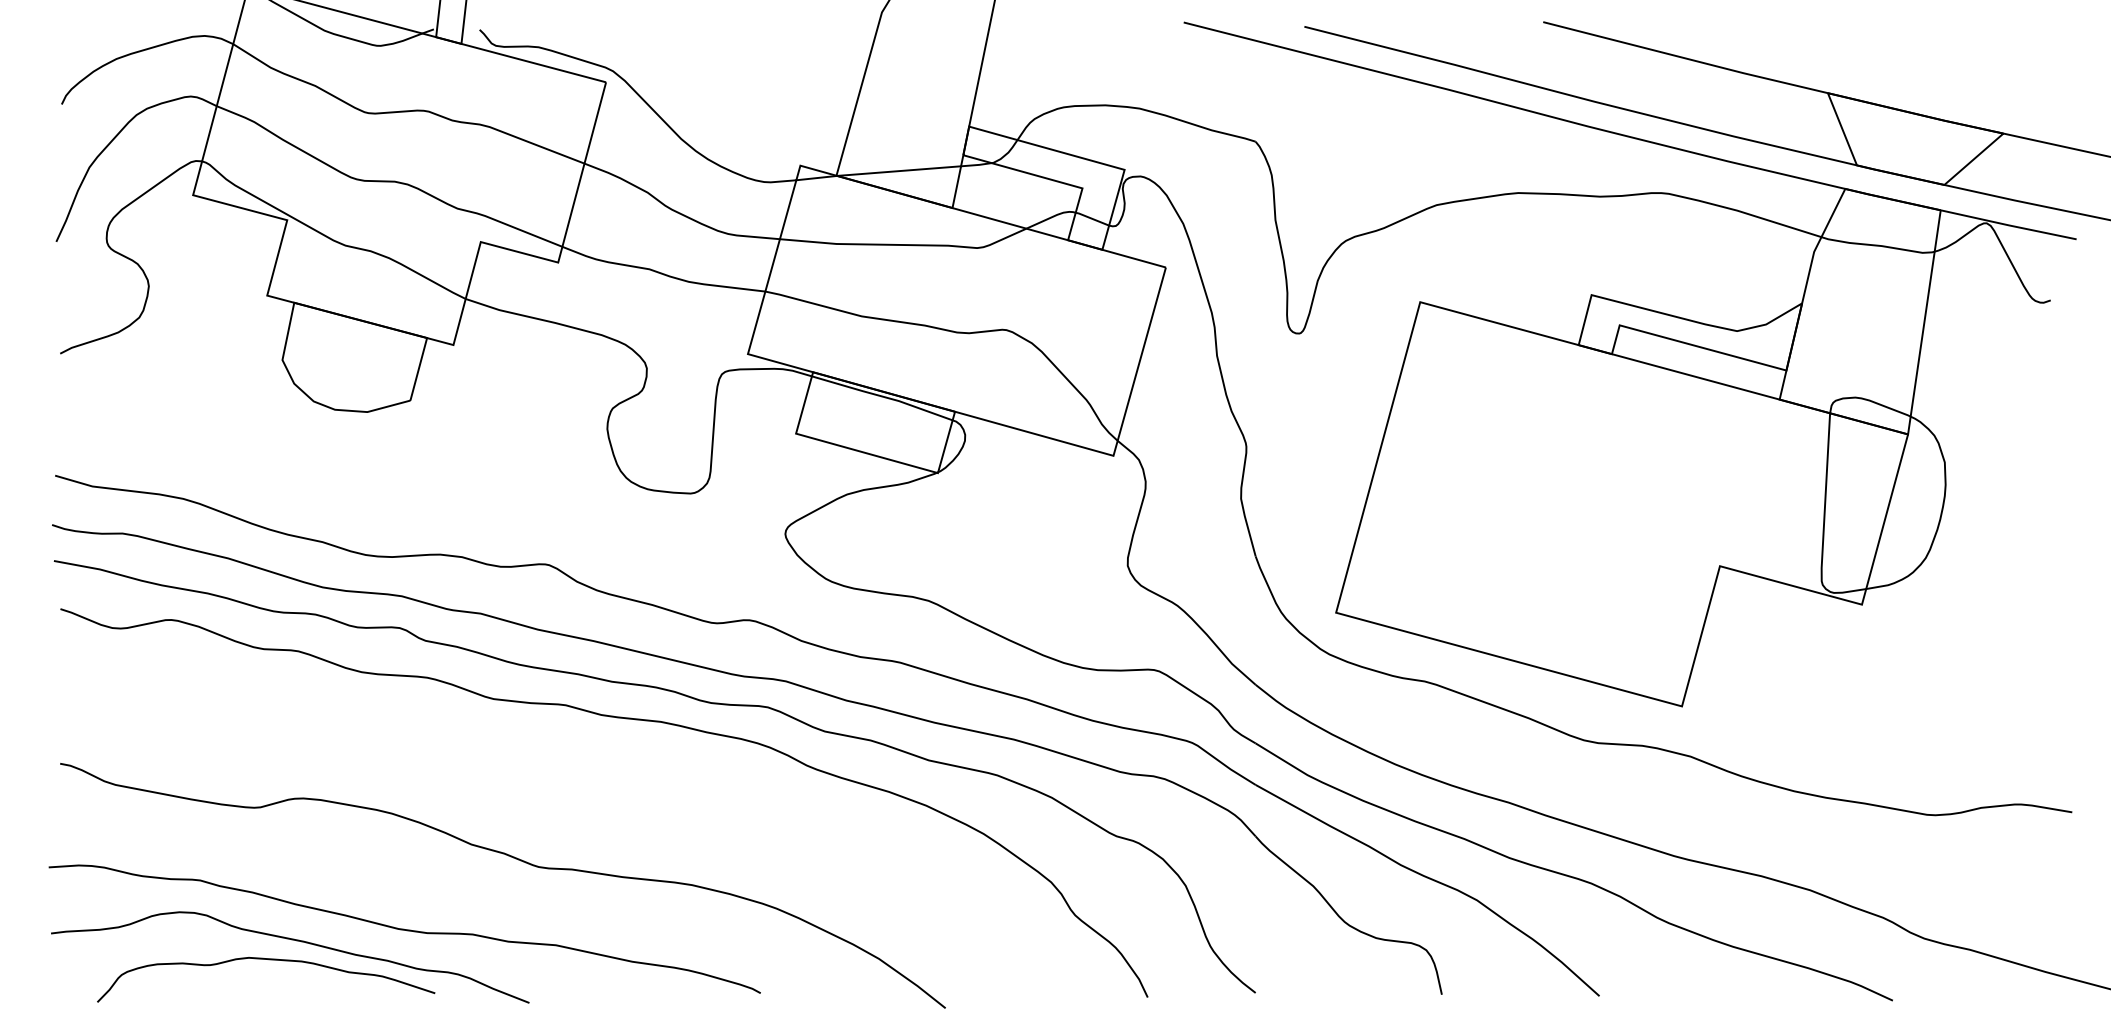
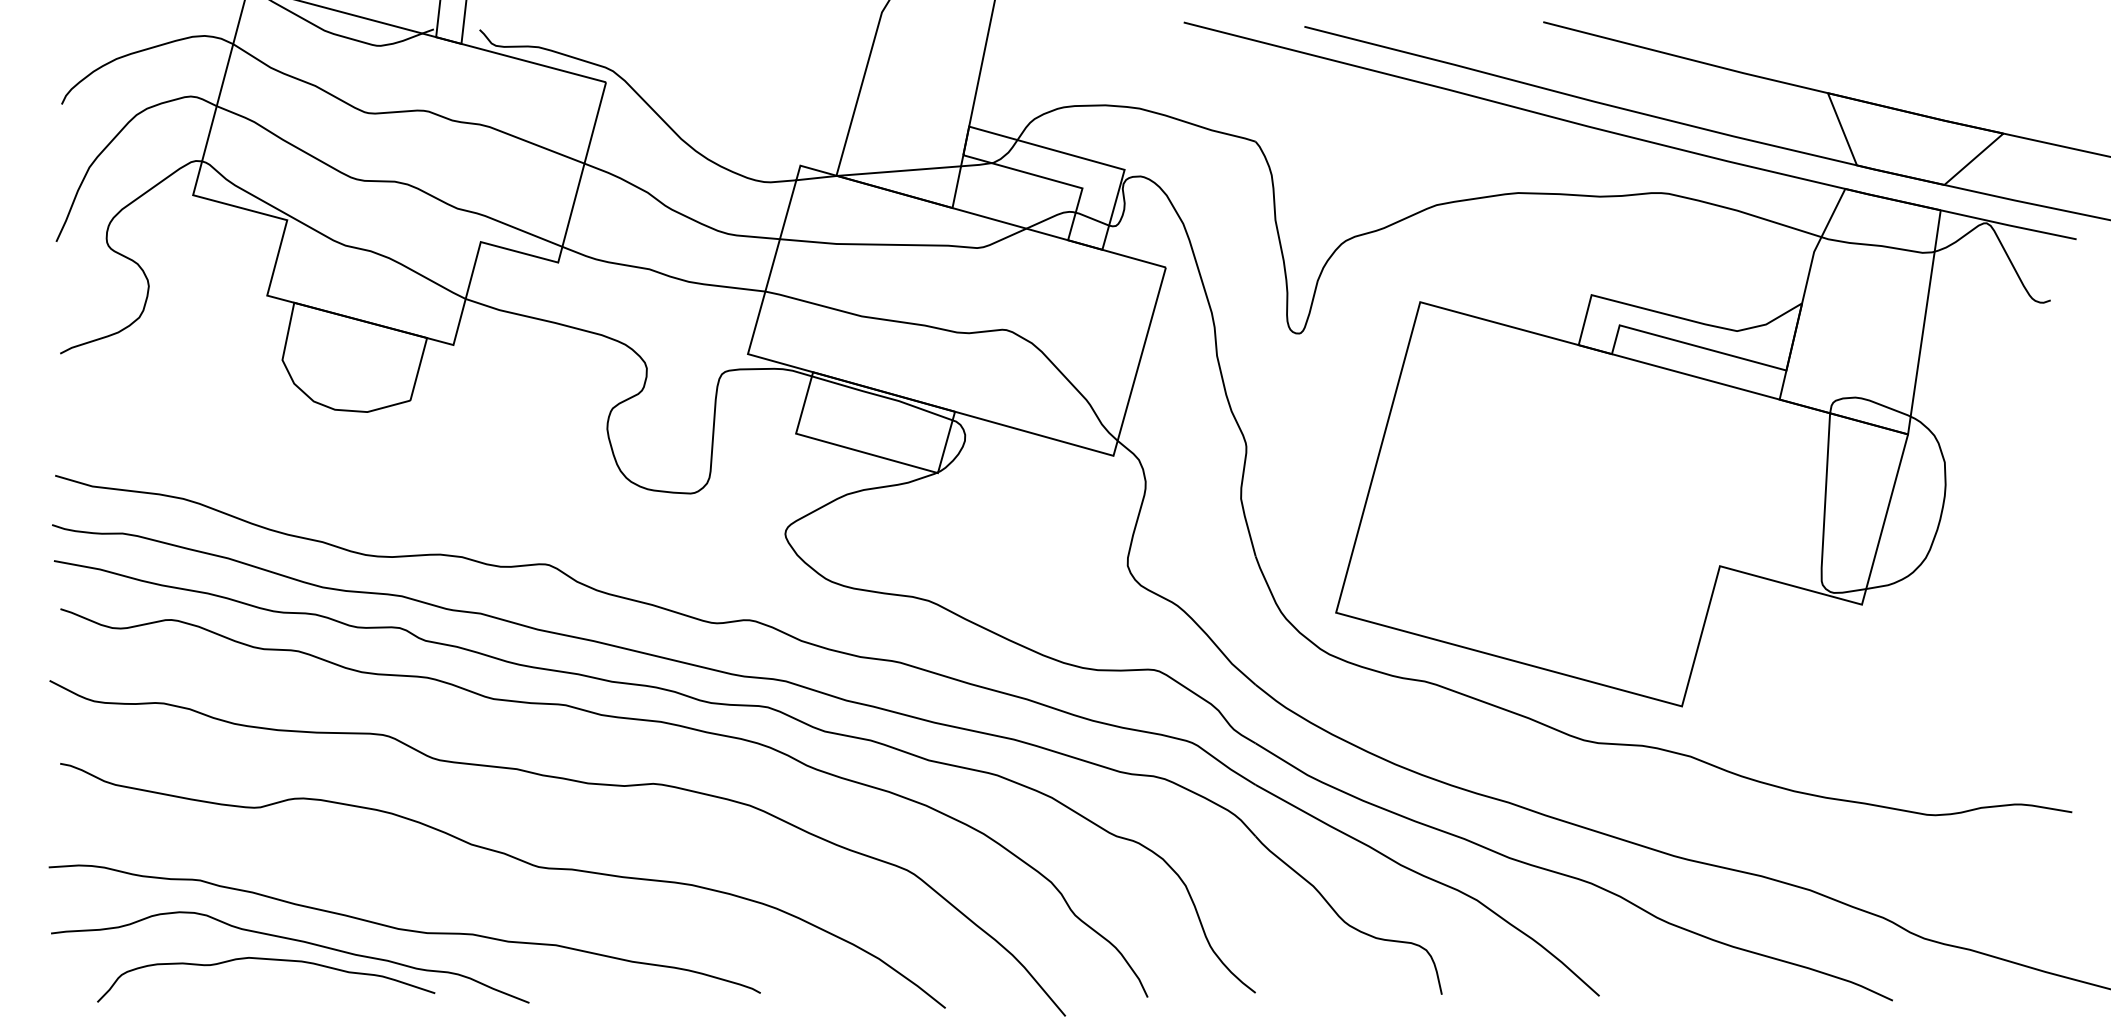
curve: none -> present (566, 780)
